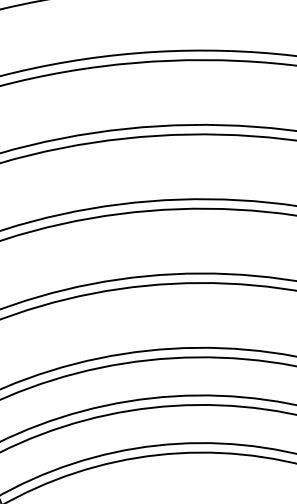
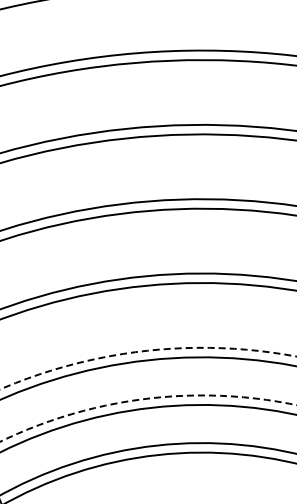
arc: solid -> dashed (146, 350)
arc: solid -> dashed (145, 398)
